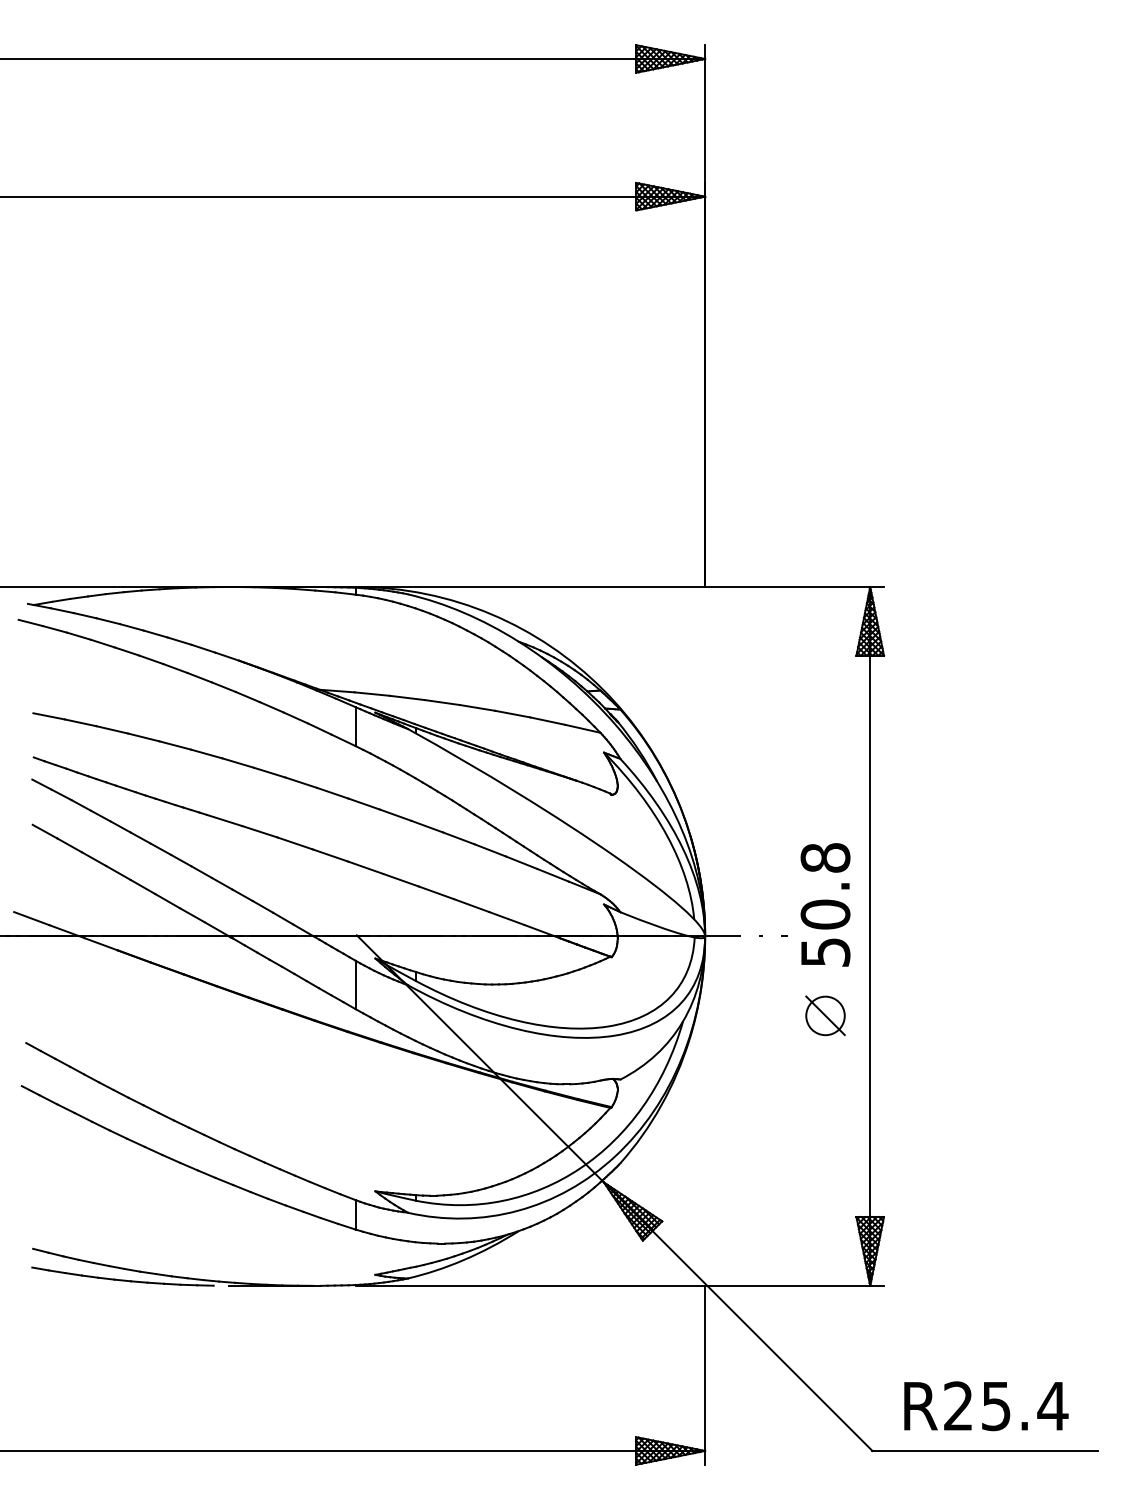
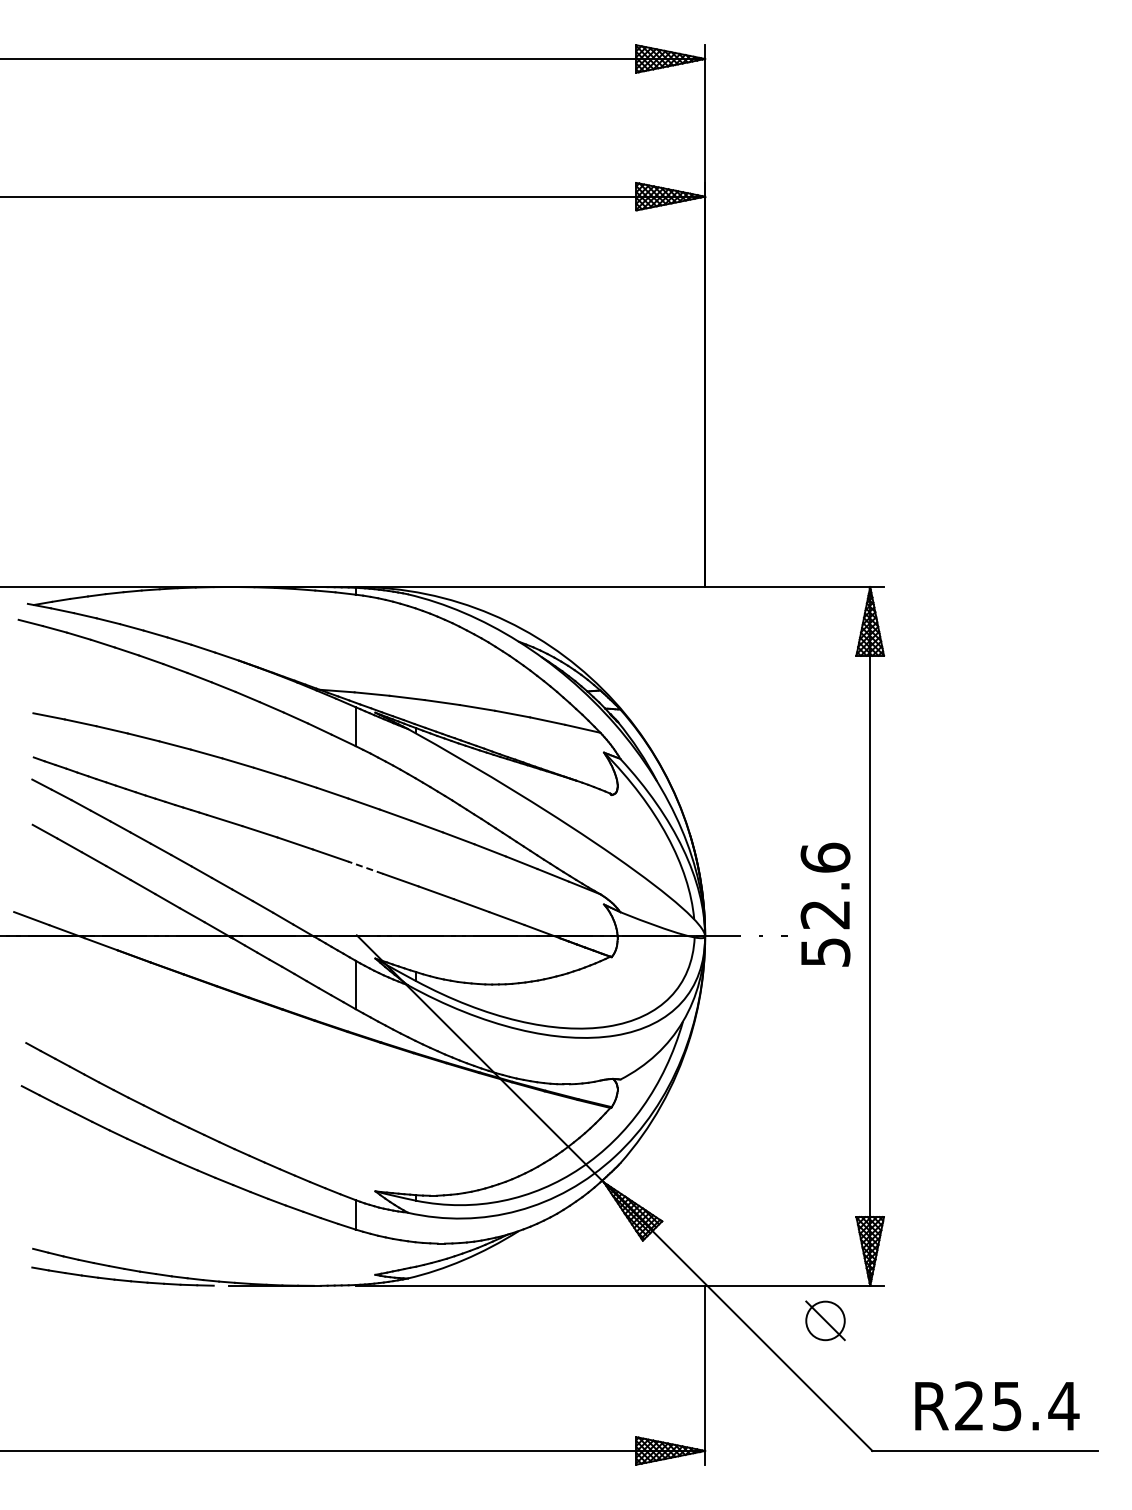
line: solid -> dashed (365, 867)
text: 50.8 -> 52.6 (825, 885)
part position: (825, 1015) -> (825, 1320) (825, 1320)
text position: (986, 1406) -> (997, 1406) (997, 1406)
